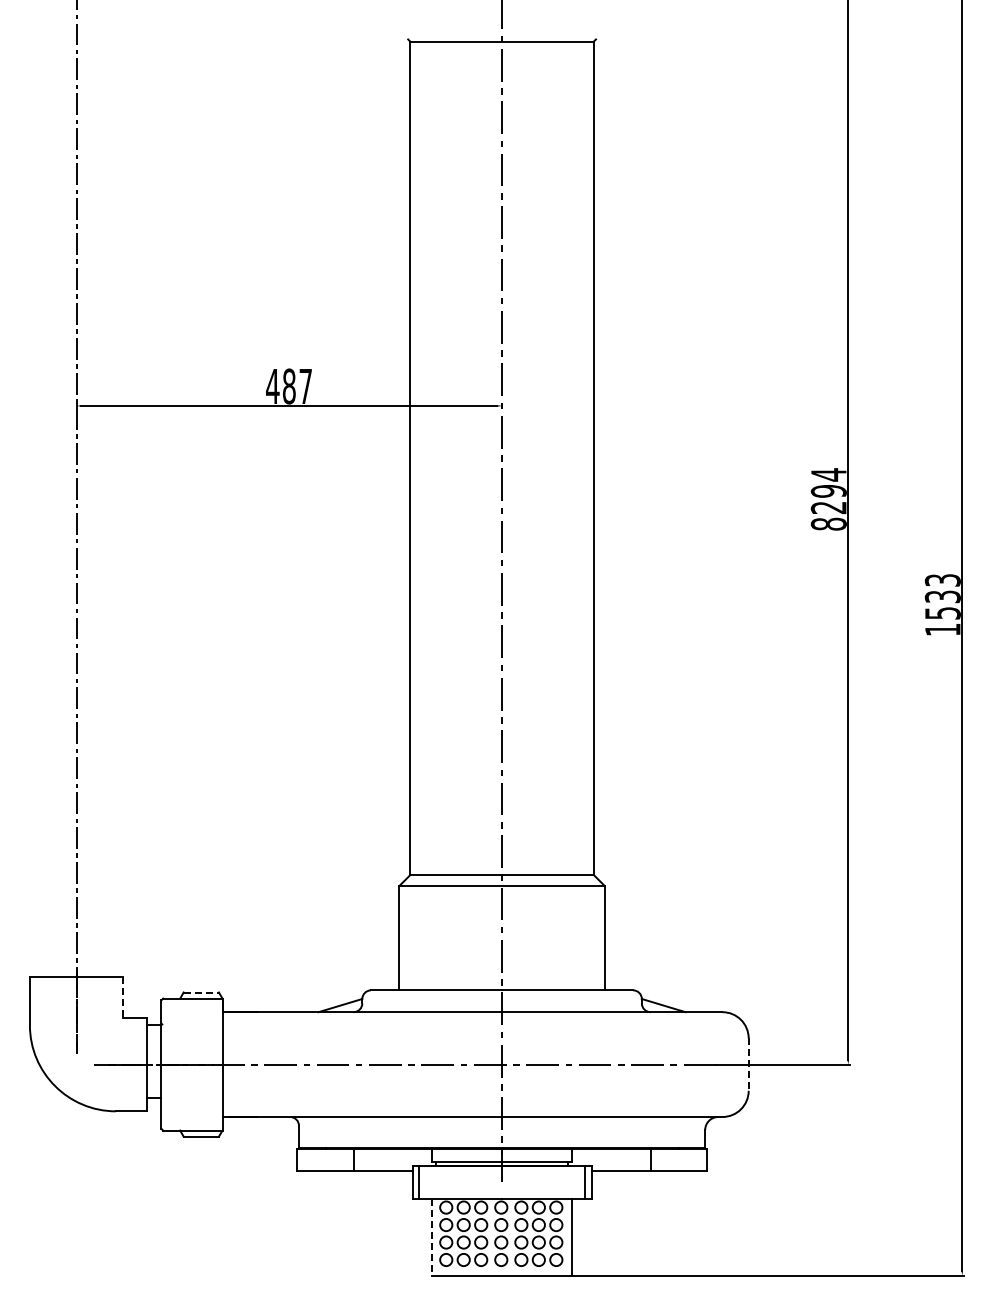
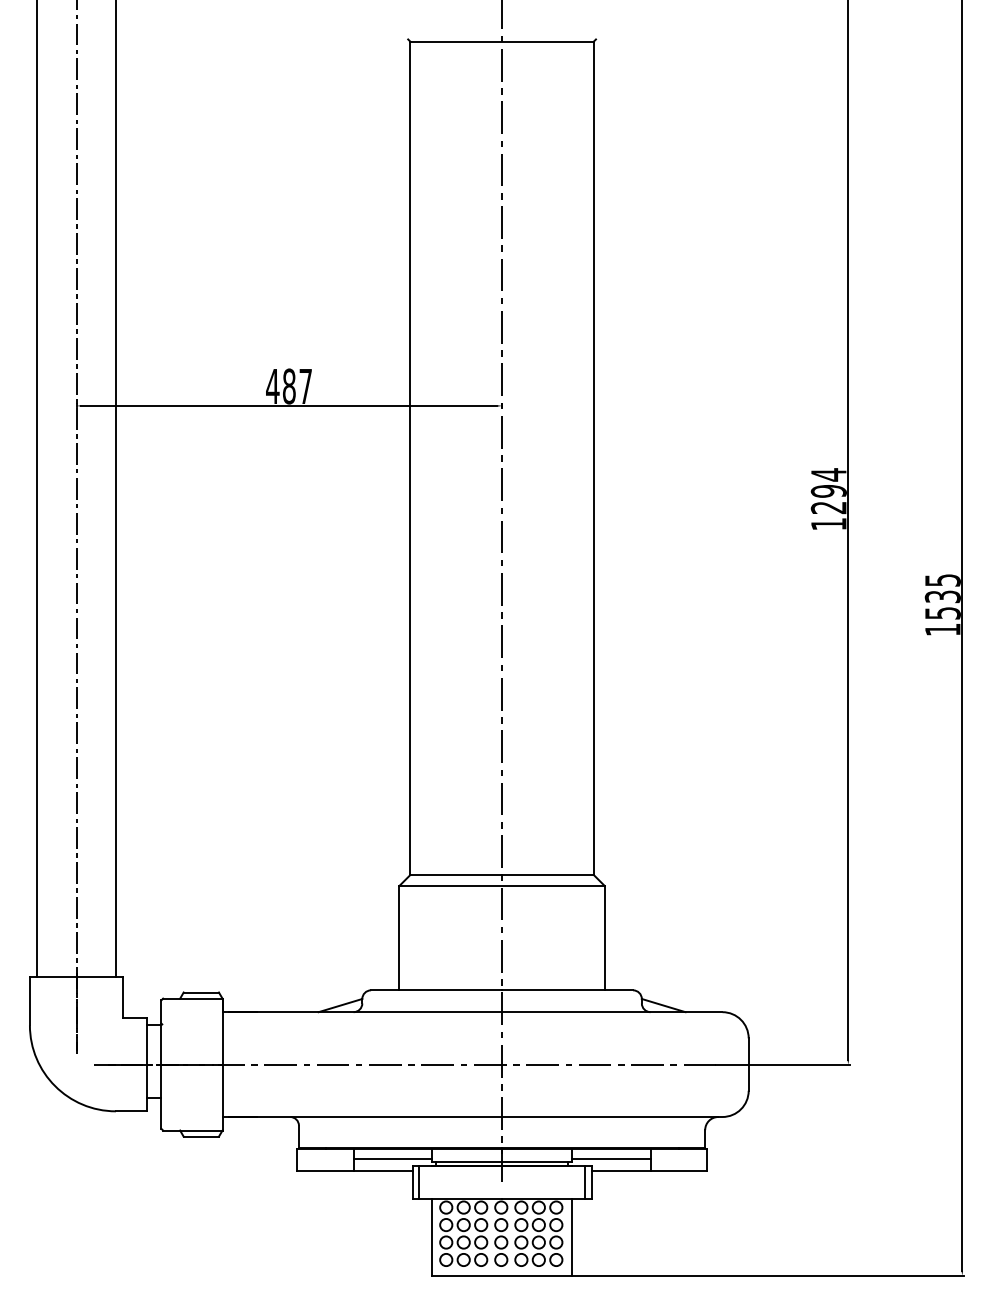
line: none -> present (36, 489)
line: none -> present (116, 489)
text: 8294 -> 1294 (828, 523)
text: 1533 -> 1535 (942, 580)
line: dashed -> solid (201, 992)
line: dashed -> solid (123, 998)
line: dashed -> solid (748, 1065)
line: none -> present (392, 1159)
line: none -> present (610, 1159)
line: dashed -> solid (432, 1237)
